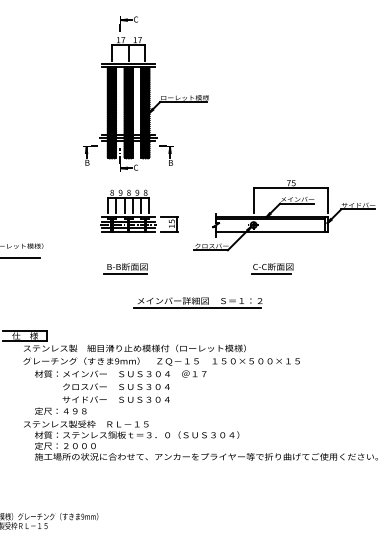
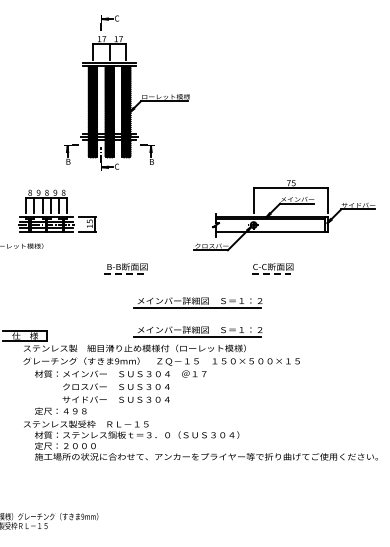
part position: (145, 93) -> (126, 92) (126, 92)
part position: (139, 210) -> (57, 210) (57, 210)
line: present -> none (20, 258)
line: solid -> dashed (125, 274)
line: solid -> dashed (272, 274)
part: none -> present (197, 331)
